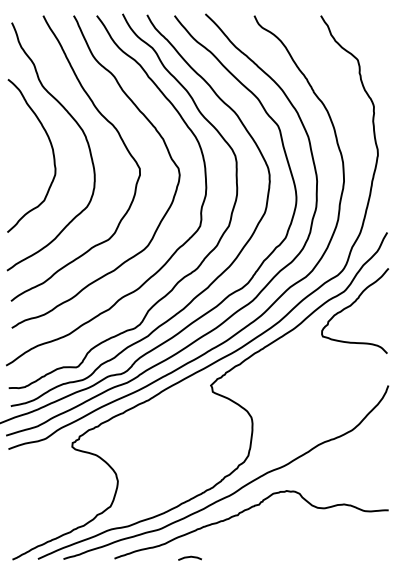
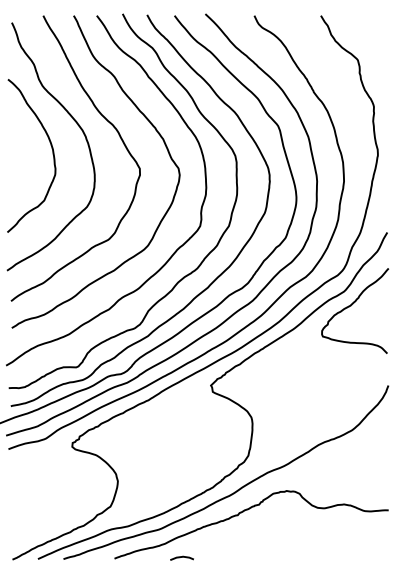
curve position: (189, 557) -> (181, 557) (181, 557)
